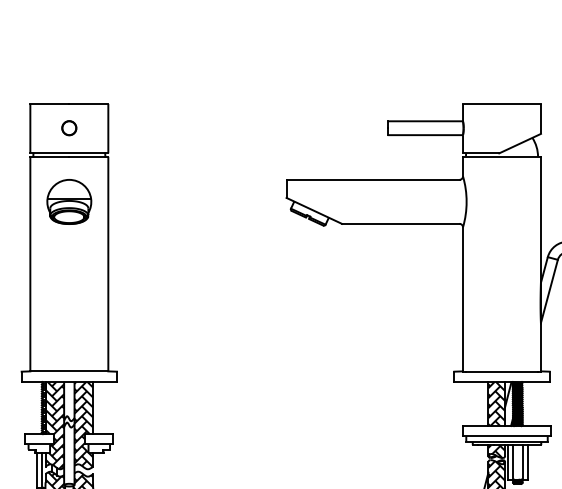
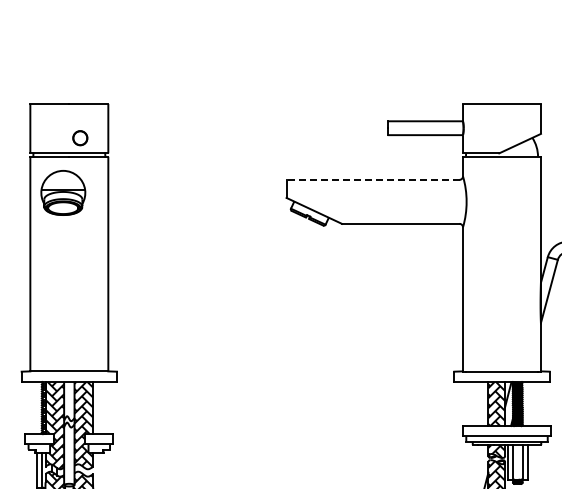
part position: (69, 128) -> (80, 138) (80, 138)
line: solid -> dashed (372, 179)
part position: (69, 201) -> (63, 192) (63, 192)
